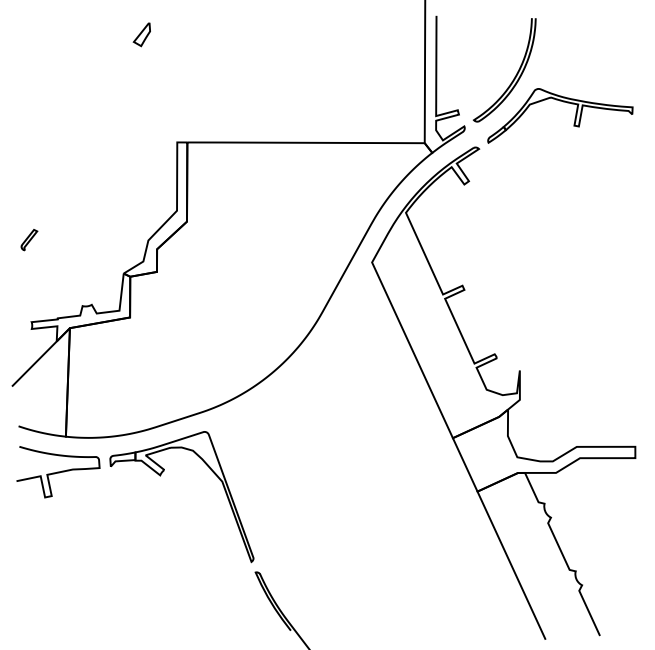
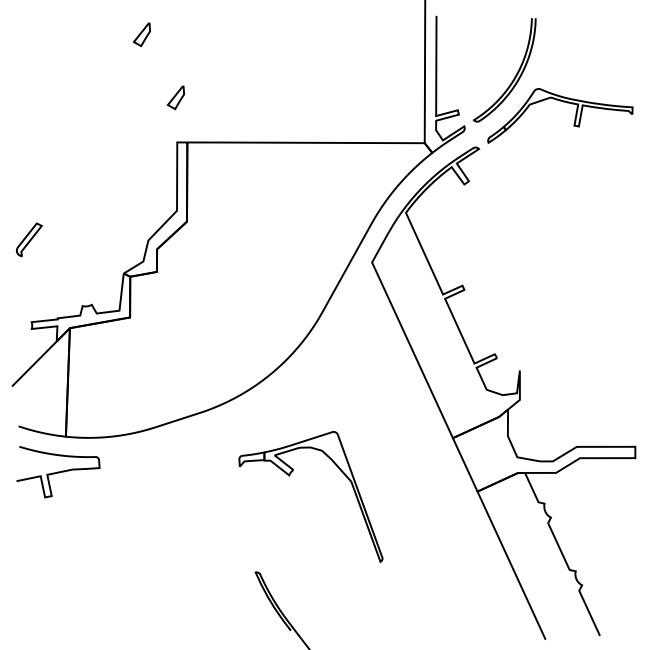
part: none -> present (175, 97)
part size: 19x23 px -> 27x36 px (29, 239)
part position: (160, 476) -> (289, 476) (289, 476)
